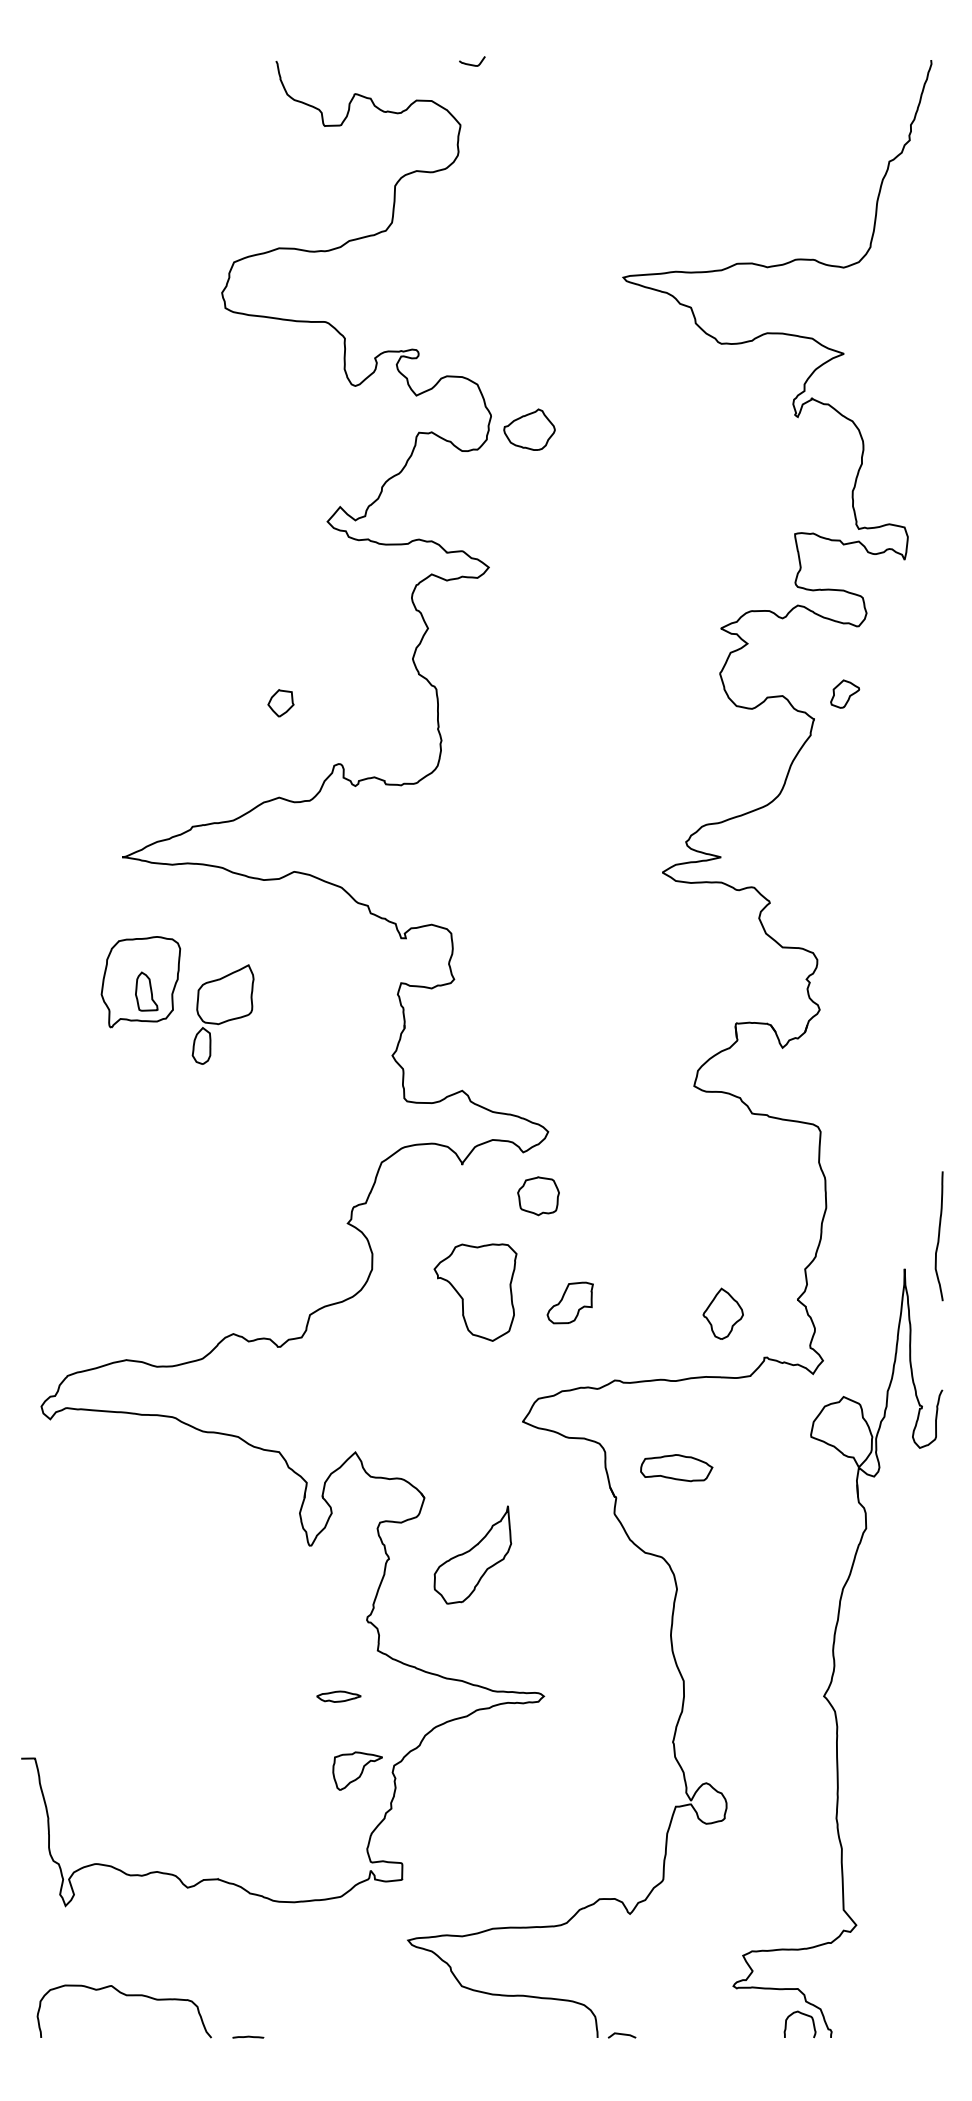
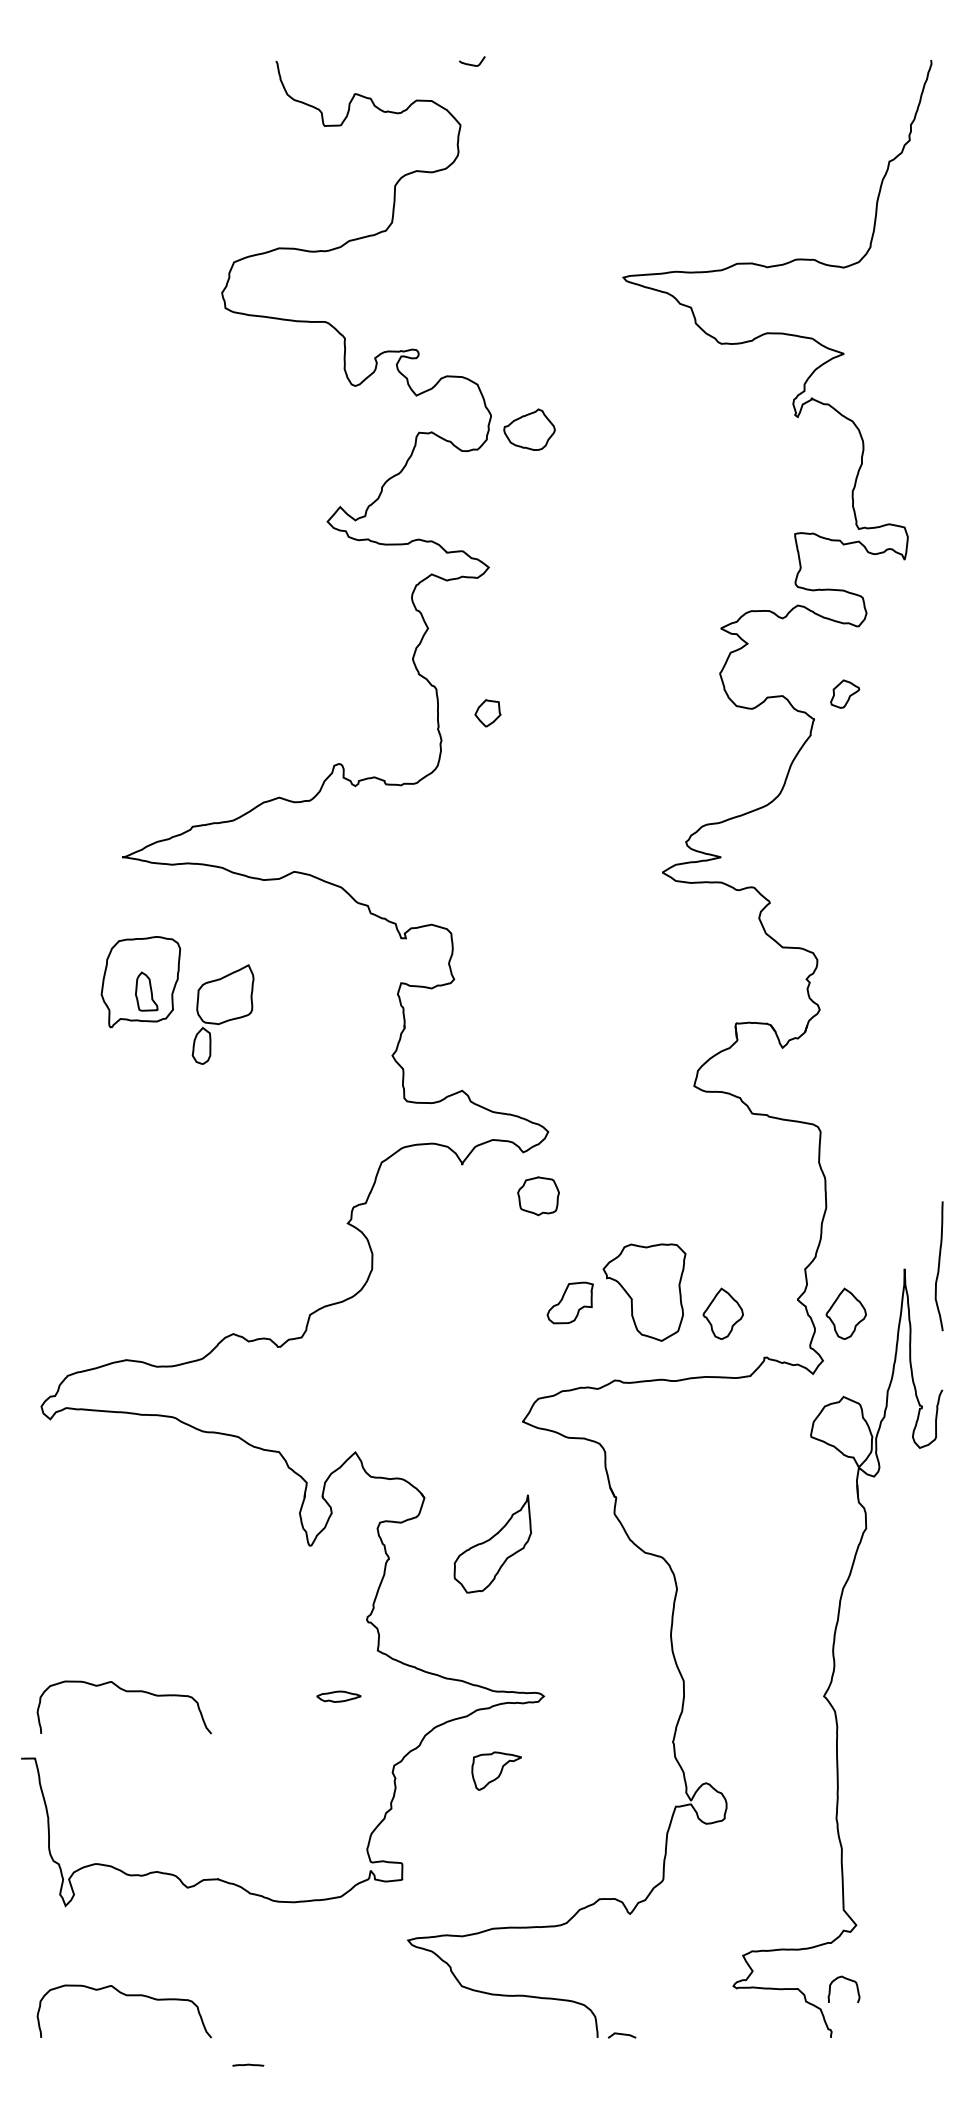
part position: (280, 703) -> (487, 713) (487, 713)
curve position: (938, 1236) -> (938, 1266) (938, 1266)
part position: (475, 1292) -> (644, 1292) (644, 1292)
part: none -> present (845, 1313)
part: present -> none (676, 1468)
part position: (472, 1554) -> (492, 1543) (492, 1543)
curve: none -> present (126, 1692)
part position: (357, 1770) -> (496, 1770) (496, 1770)
curve position: (801, 2014) -> (845, 1979) (845, 1979)
line position: (248, 2036) -> (248, 2064) (248, 2064)
